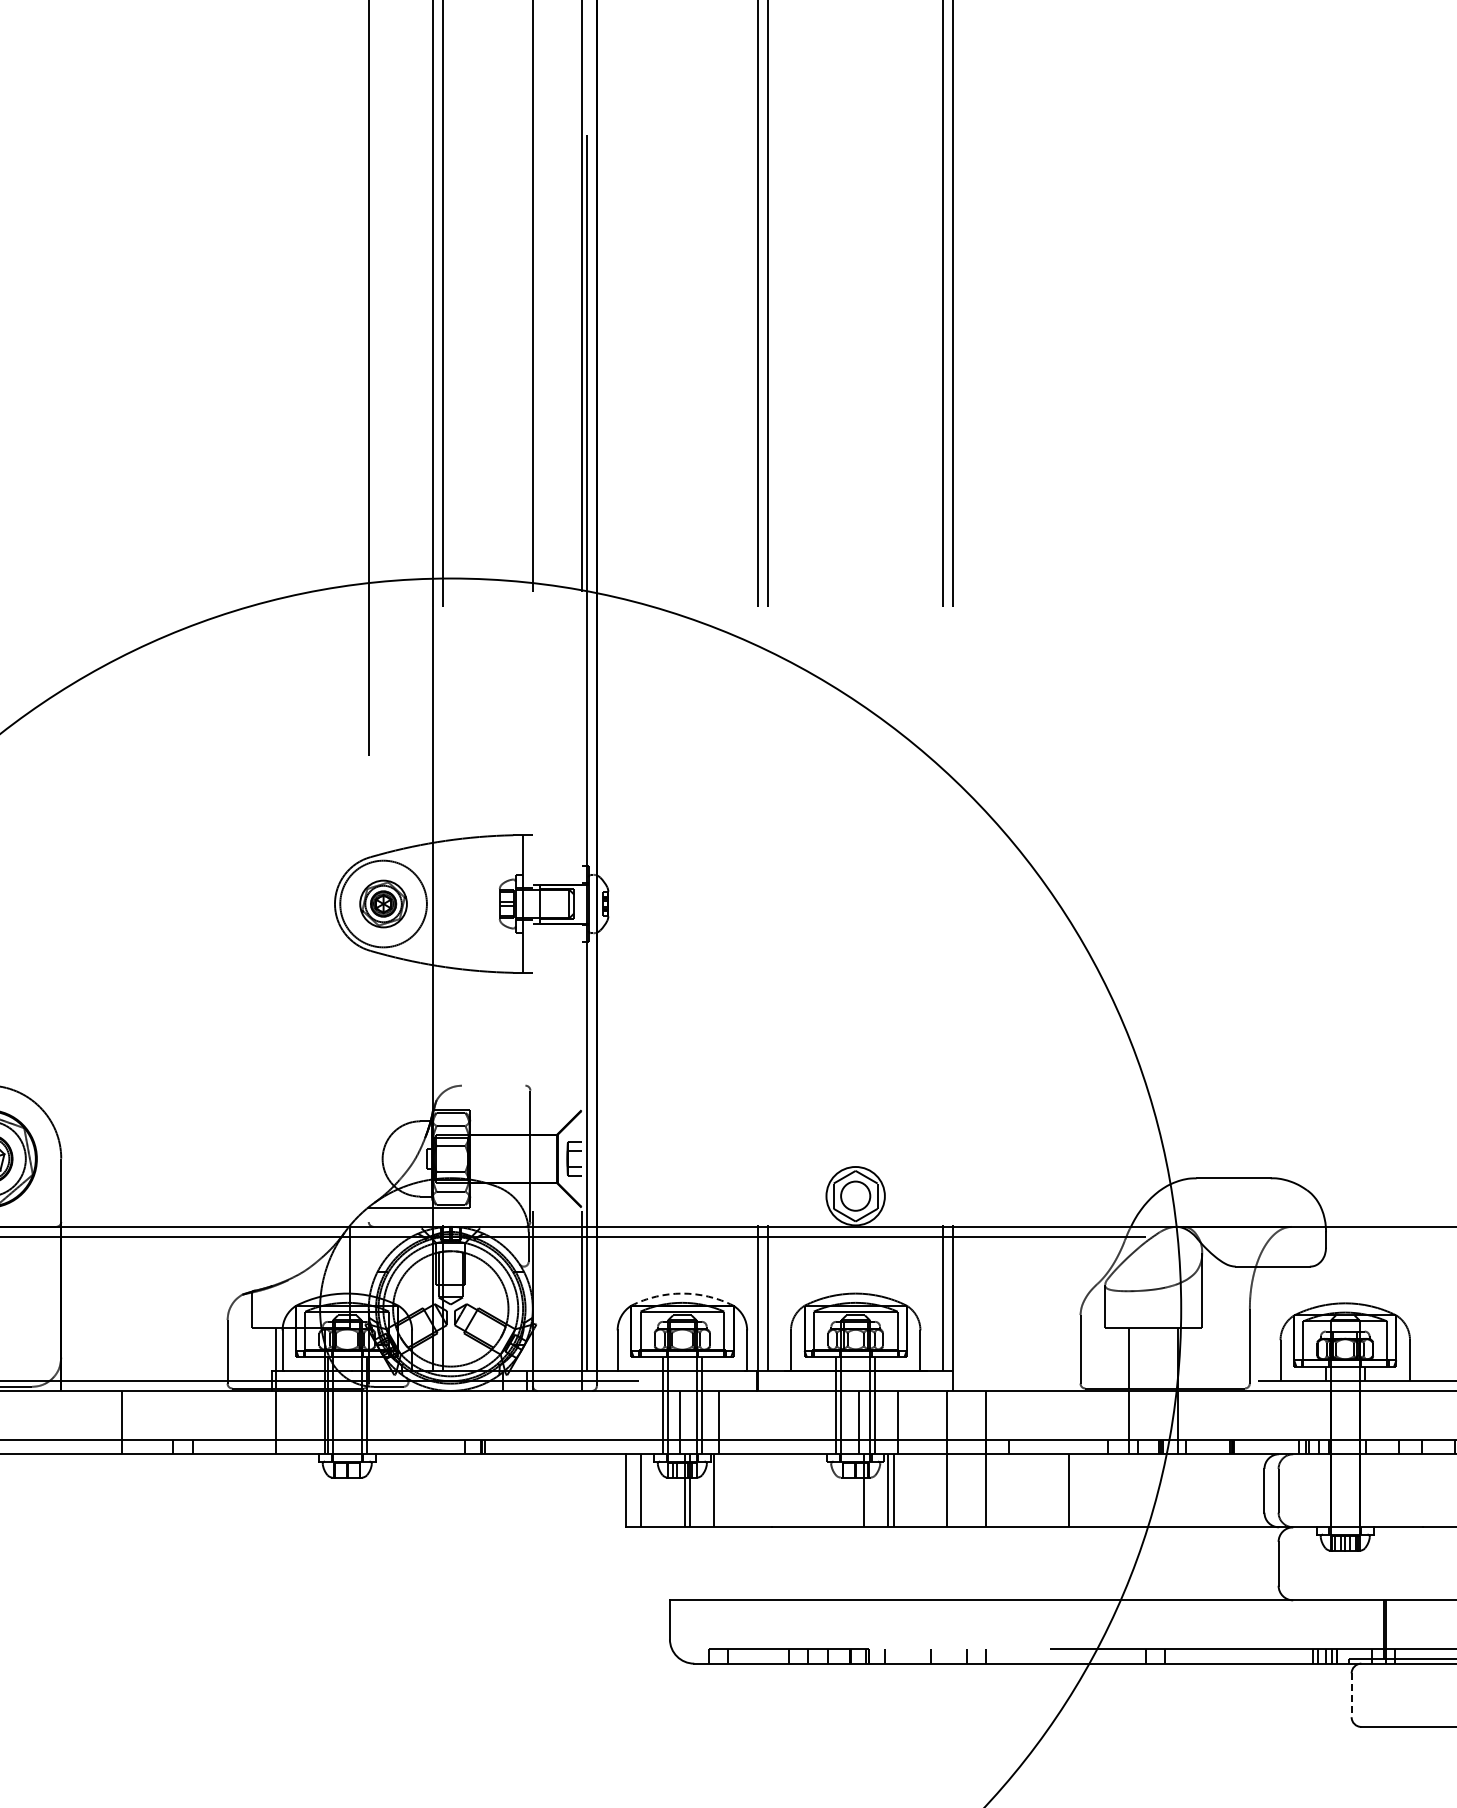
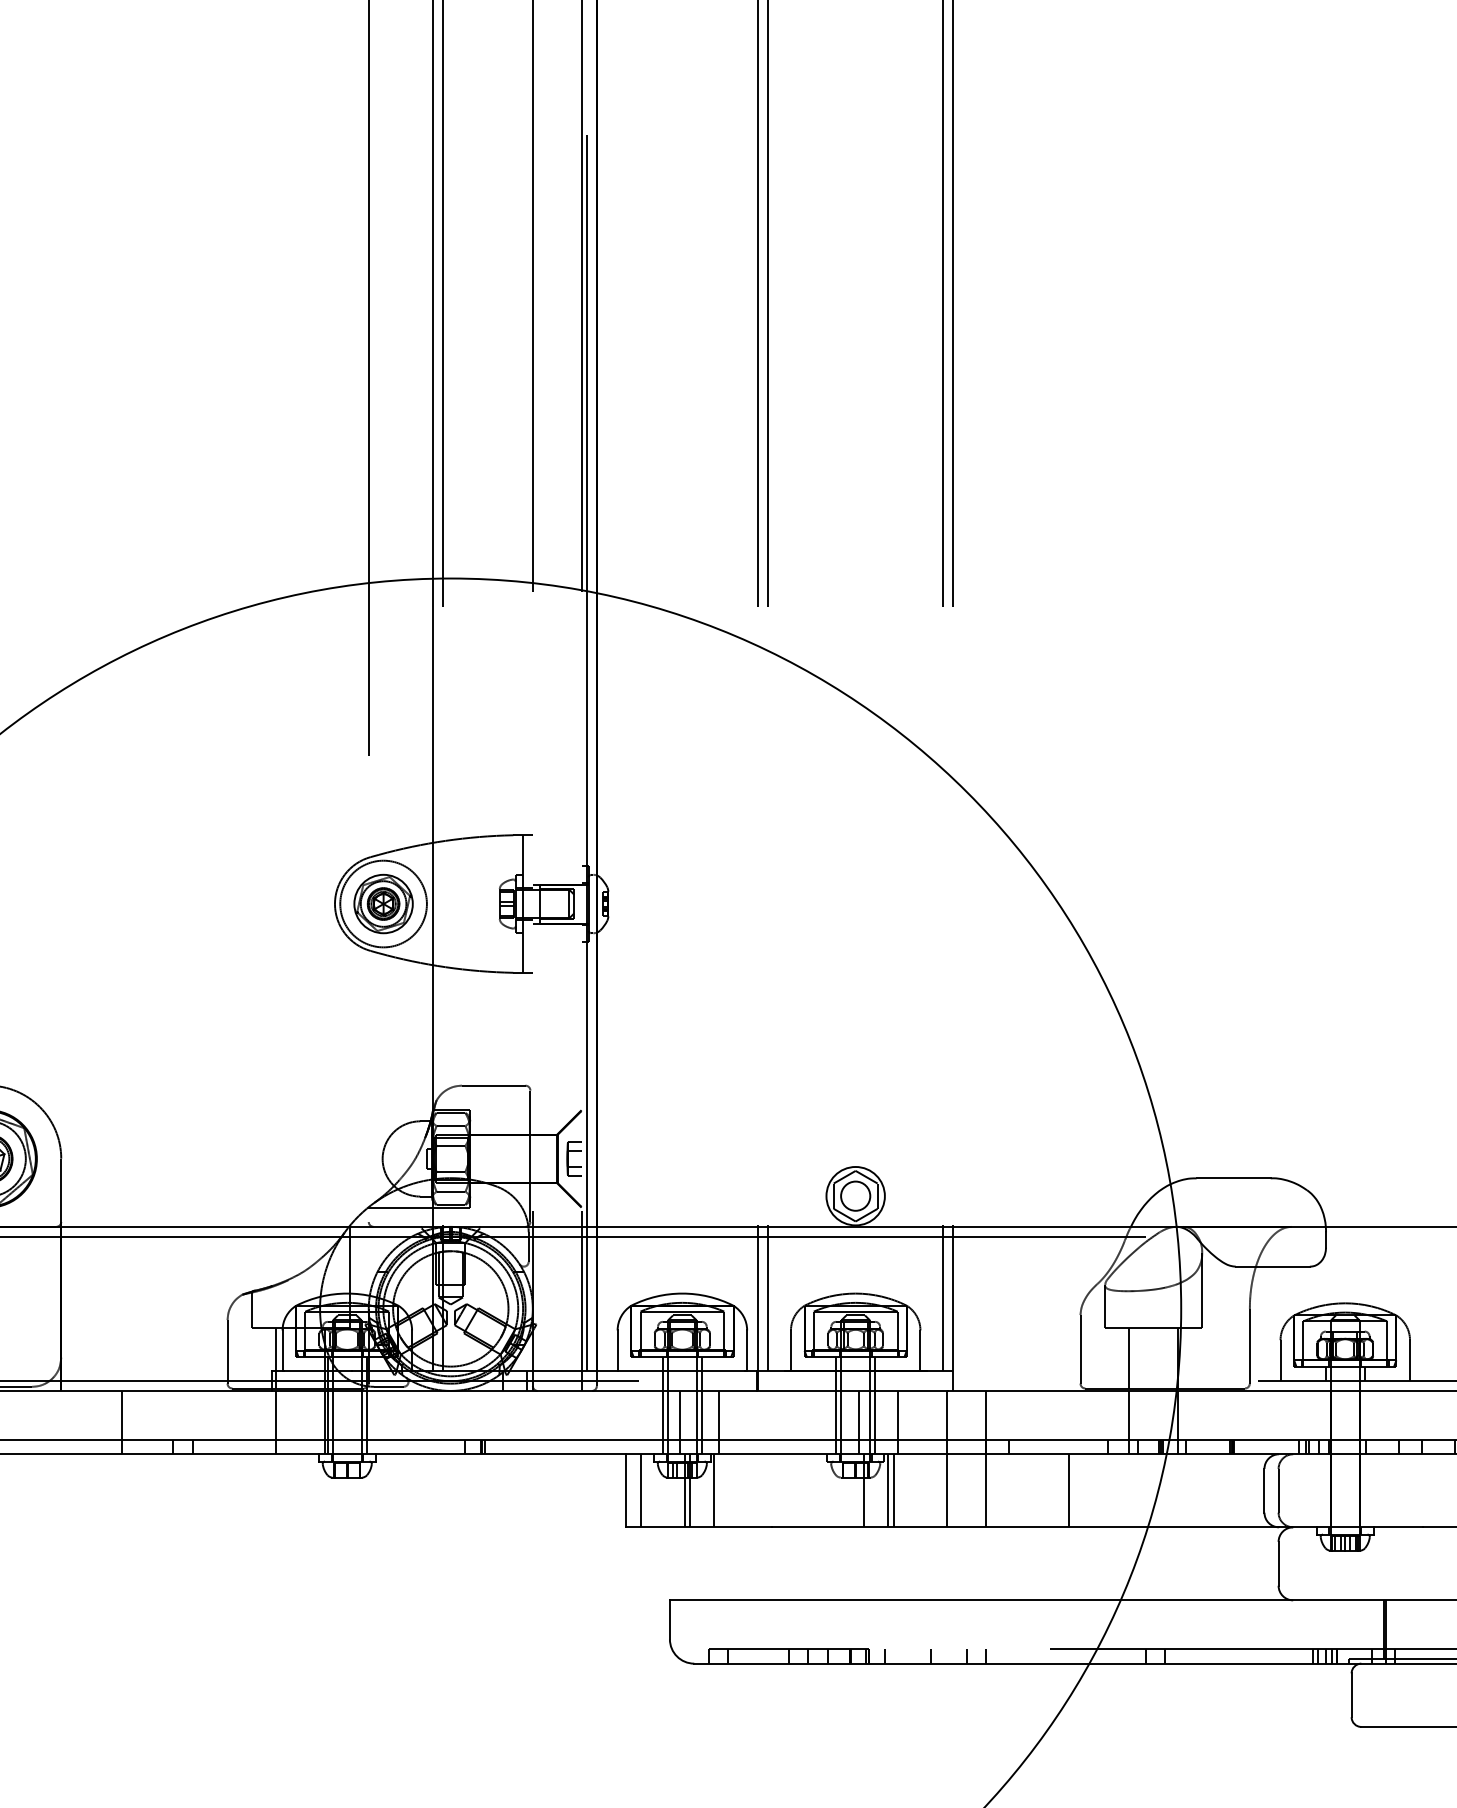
part size: 49x50 px -> 61x62 px (383, 903)
line: none -> present (493, 1085)
arc: dashed -> solid (682, 1293)
line: dashed -> solid (1351, 1695)
